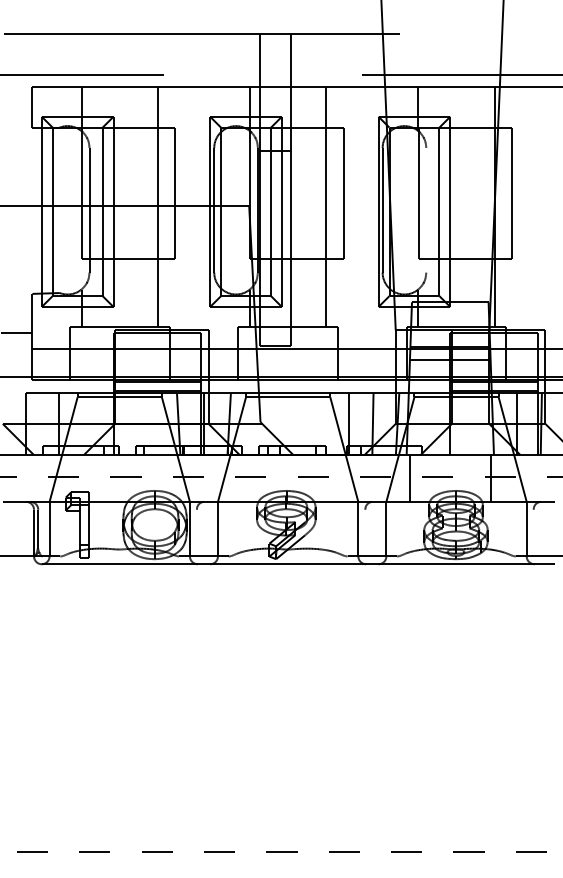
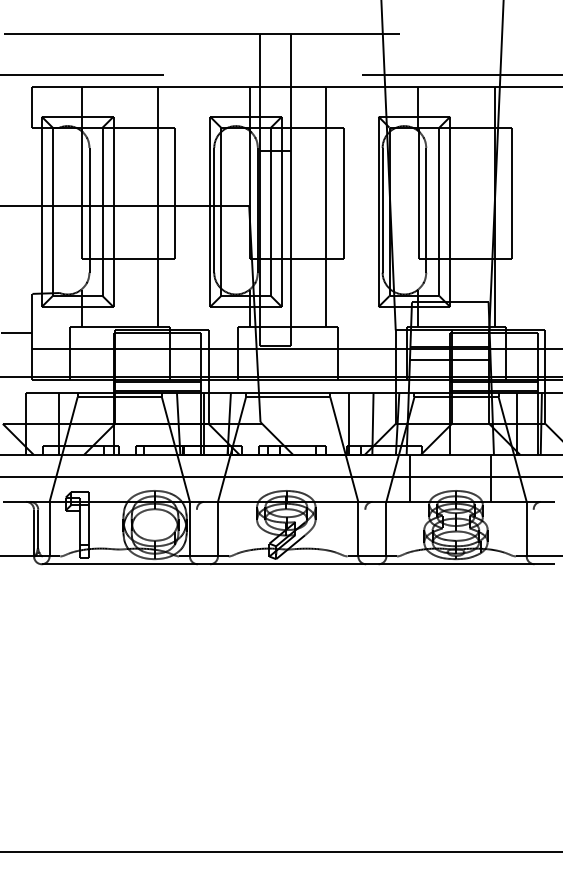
line: none -> present (426, 209)
line: dashed -> solid (282, 477)
line: dashed -> solid (281, 851)
